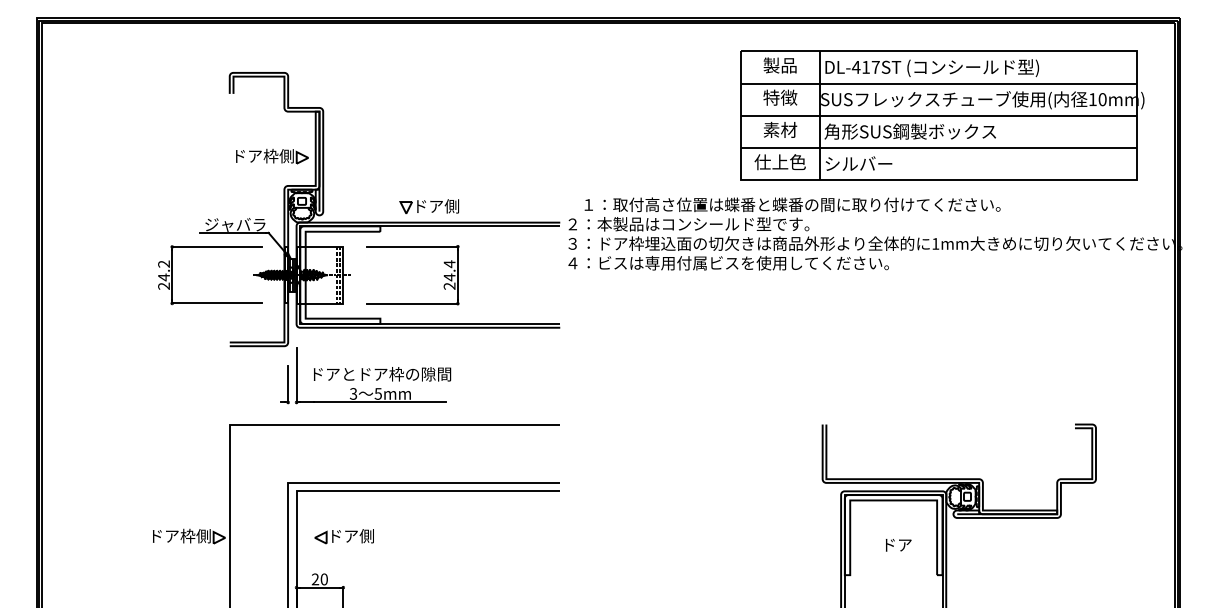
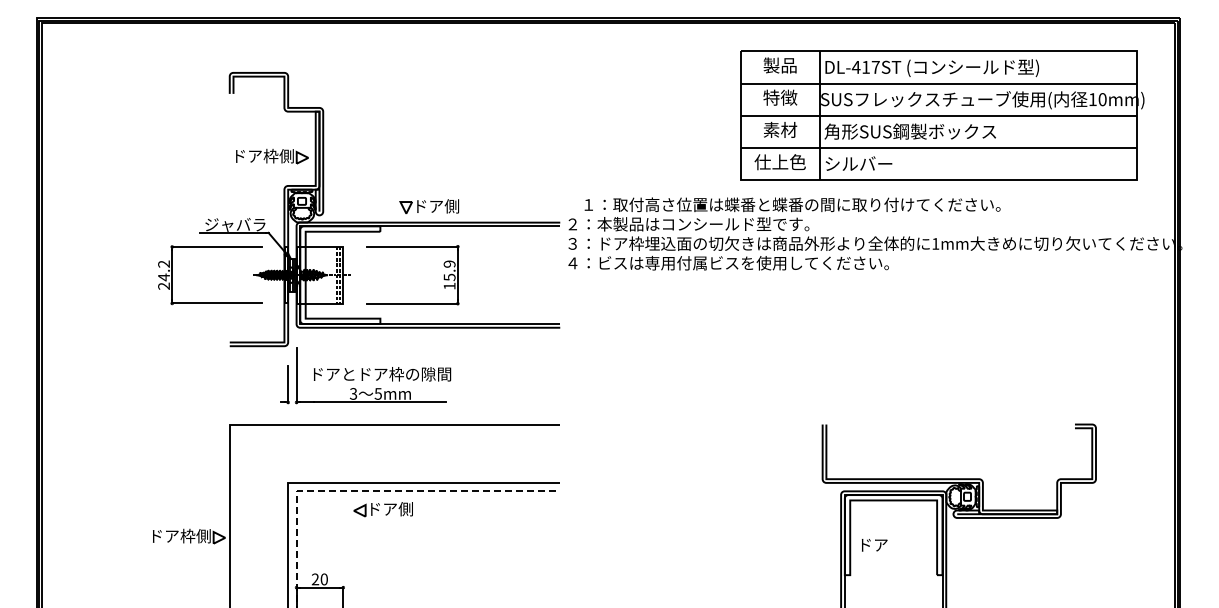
text: 24.4 -> 15.9 (449, 274)
line: solid -> dashed (370, 491)
part position: (343, 536) -> (382, 509) (382, 509)
text position: (898, 545) -> (874, 545) (874, 545)
